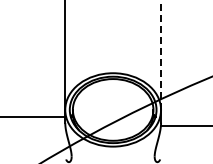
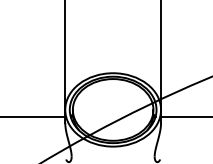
line: dashed -> solid (161, 55)
line position: (185, 126) -> (185, 117) (185, 117)
